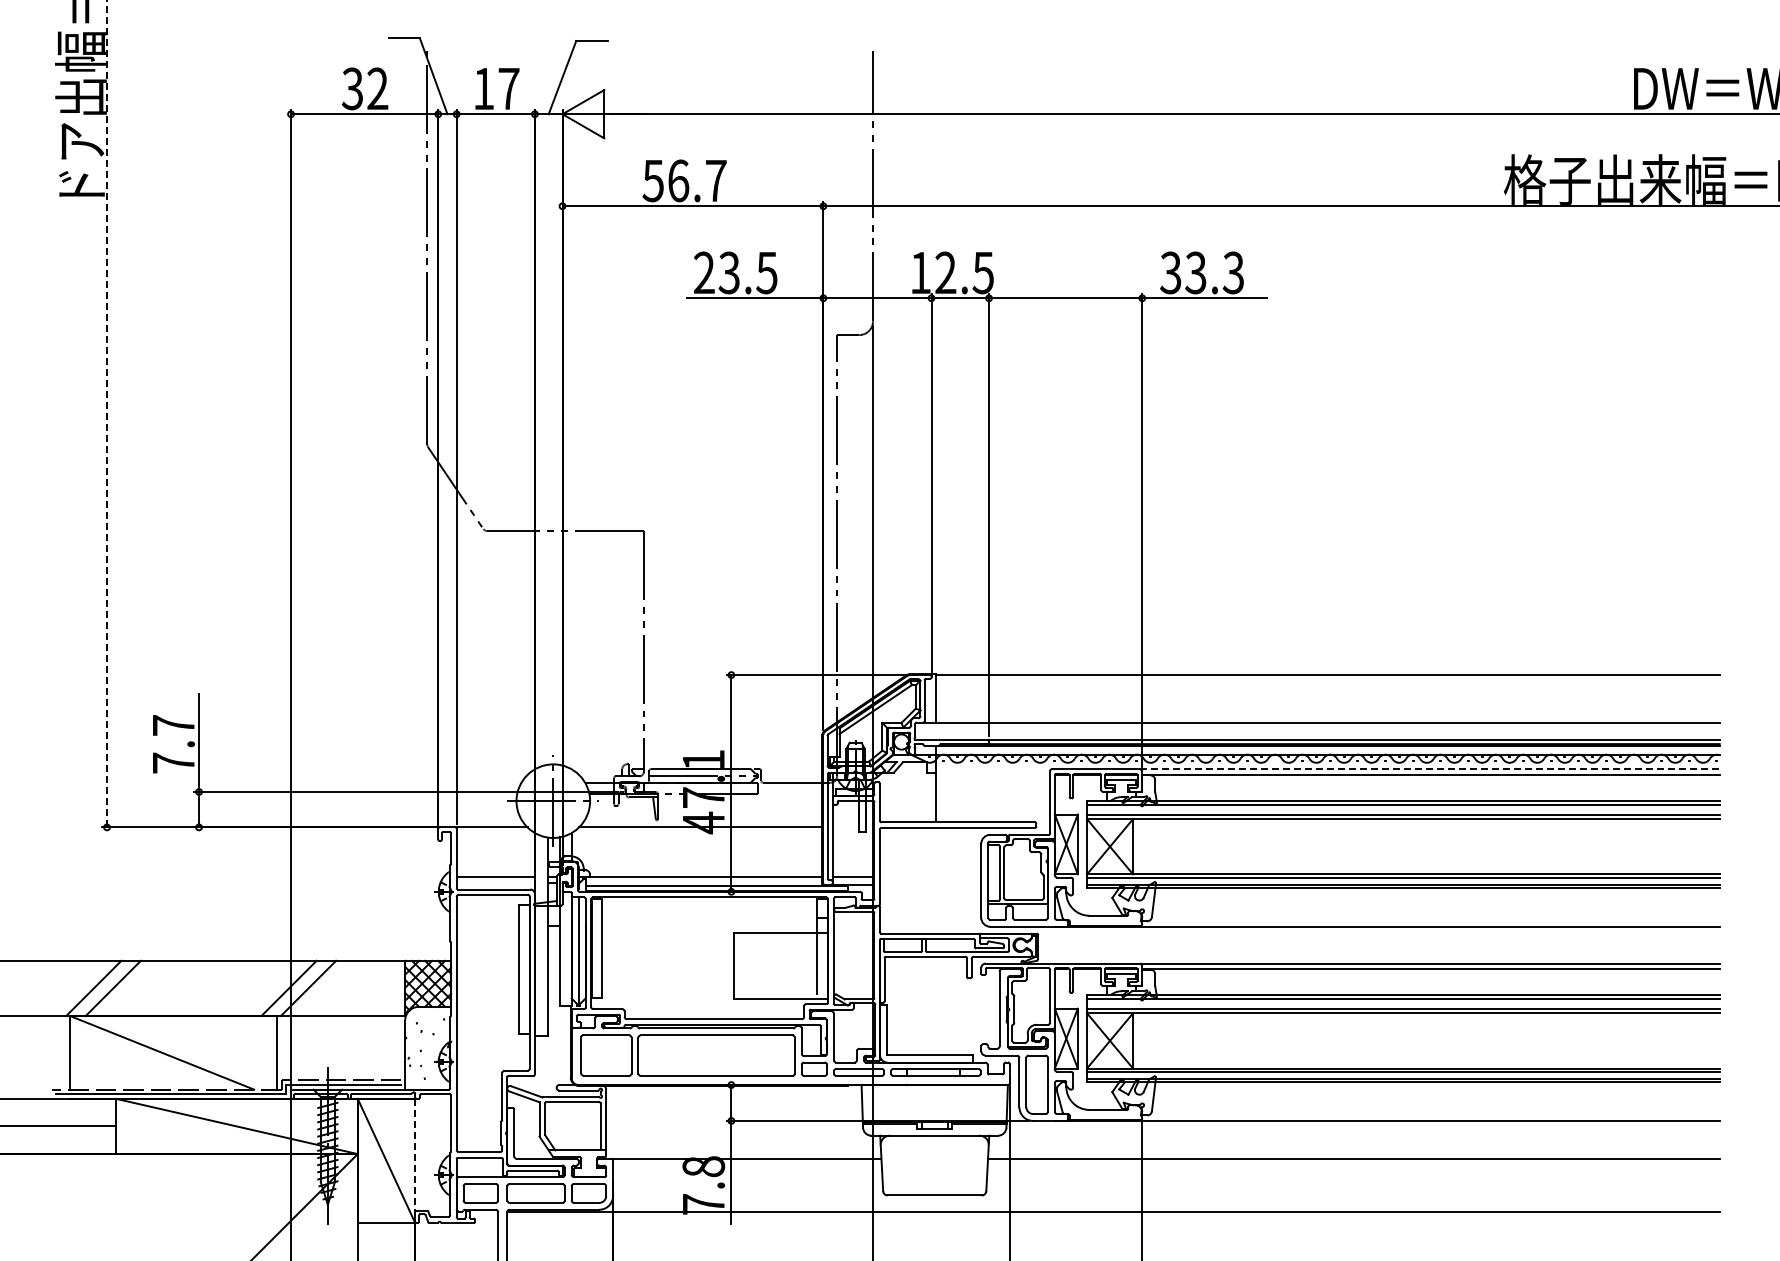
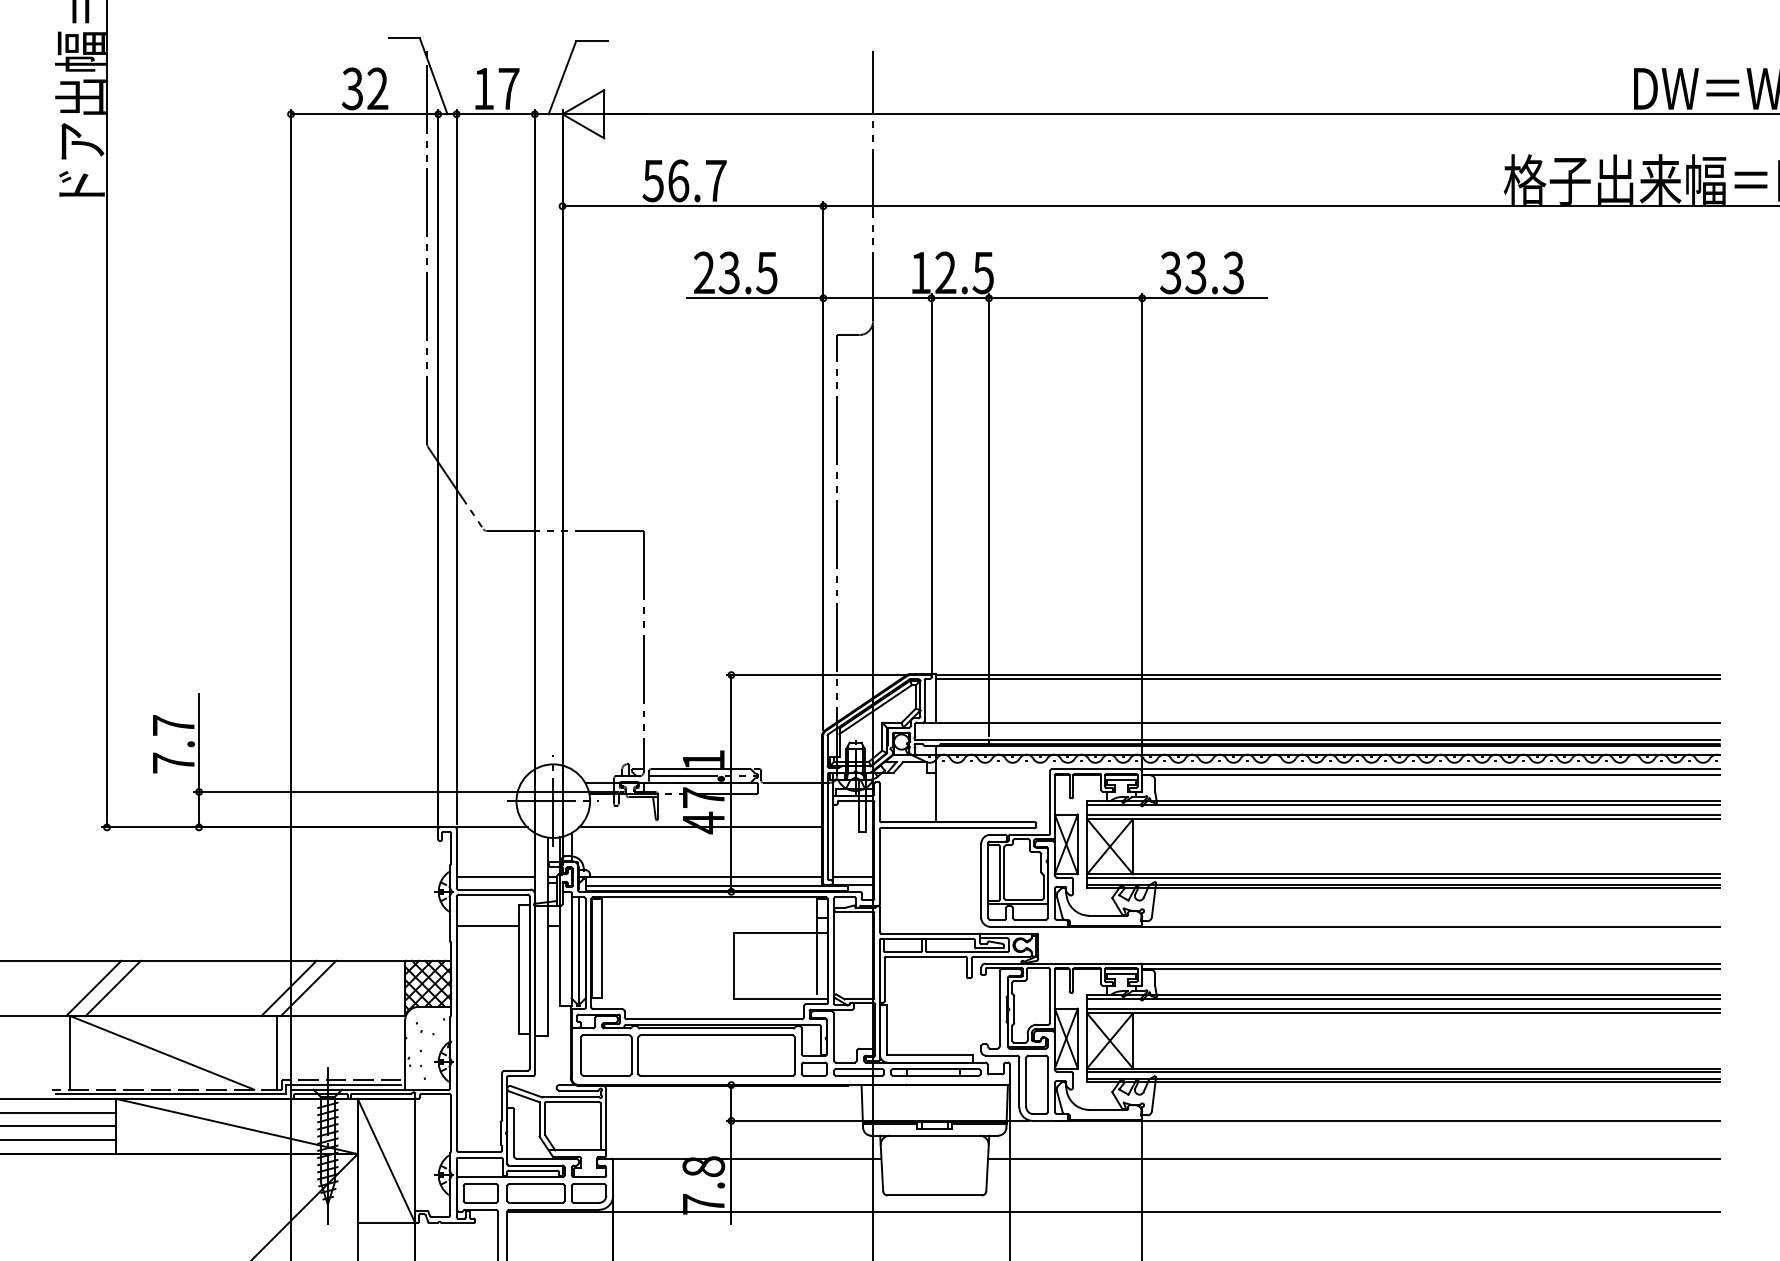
line: dashed -> solid (107, 413)
line: none -> present (1327, 678)
line: dashed -> solid (1429, 769)
line: none -> present (488, 926)
line: none -> present (59, 1112)
line: none -> present (59, 1140)
line: dashed -> solid (415, 1161)
